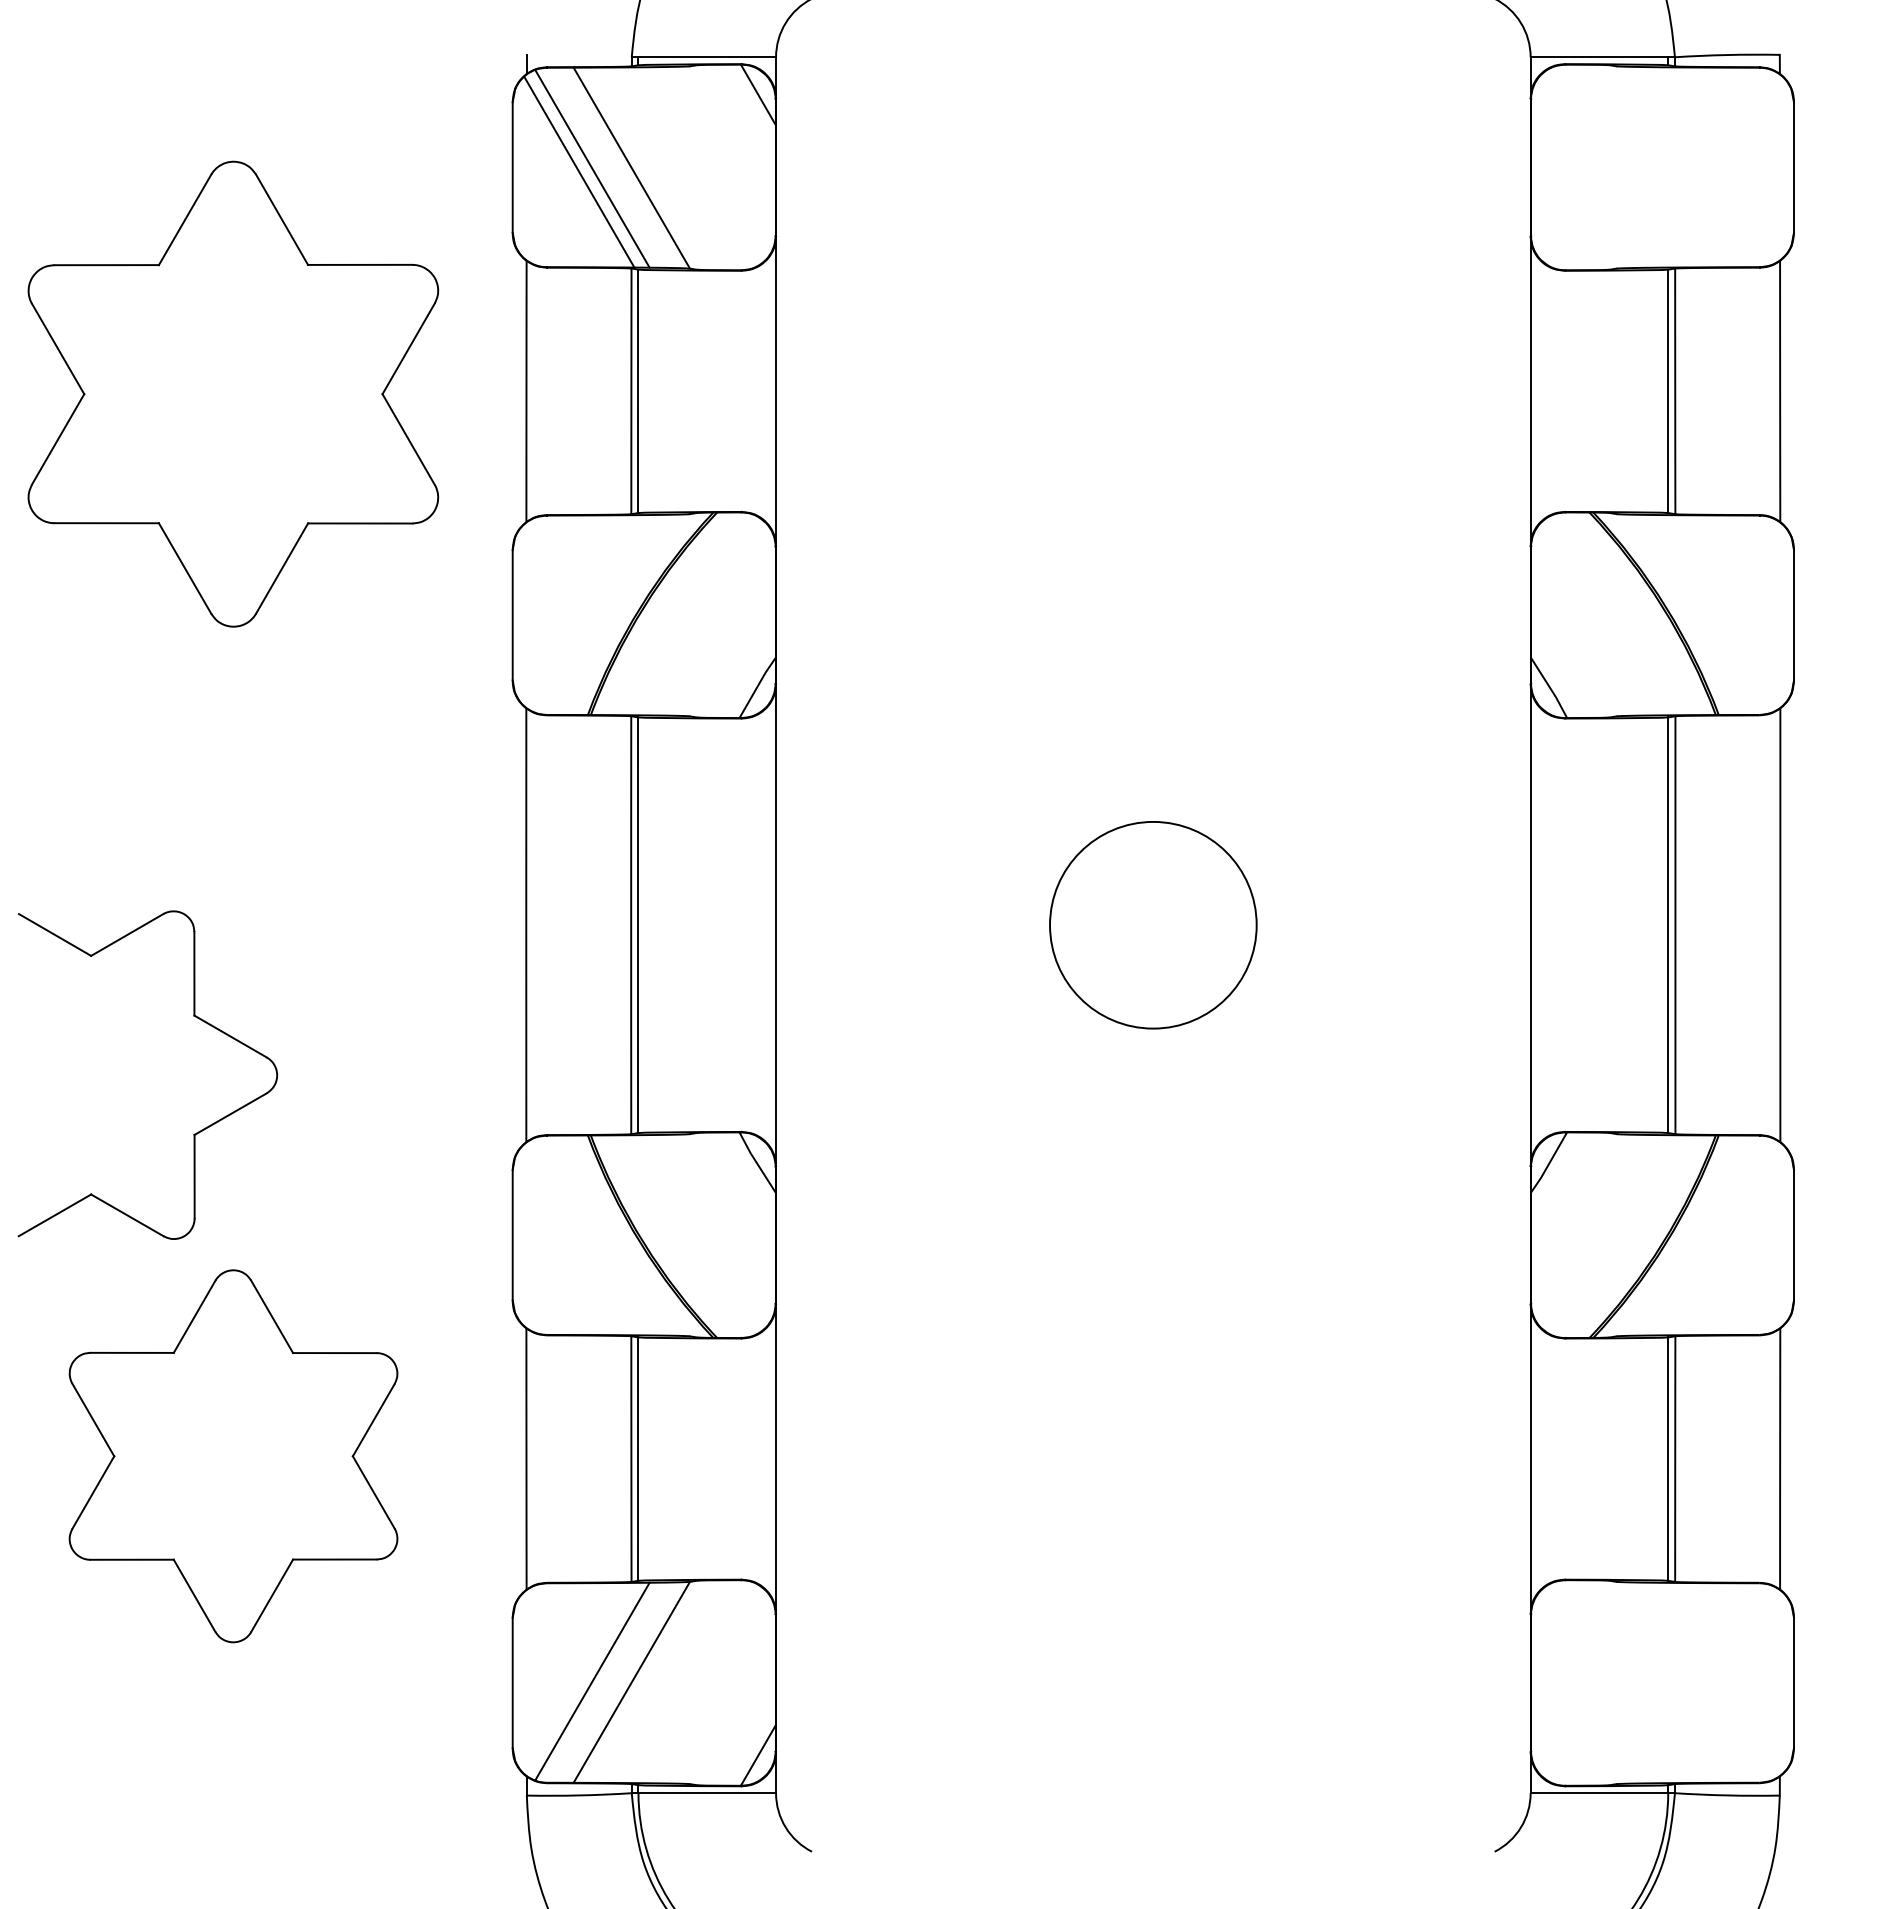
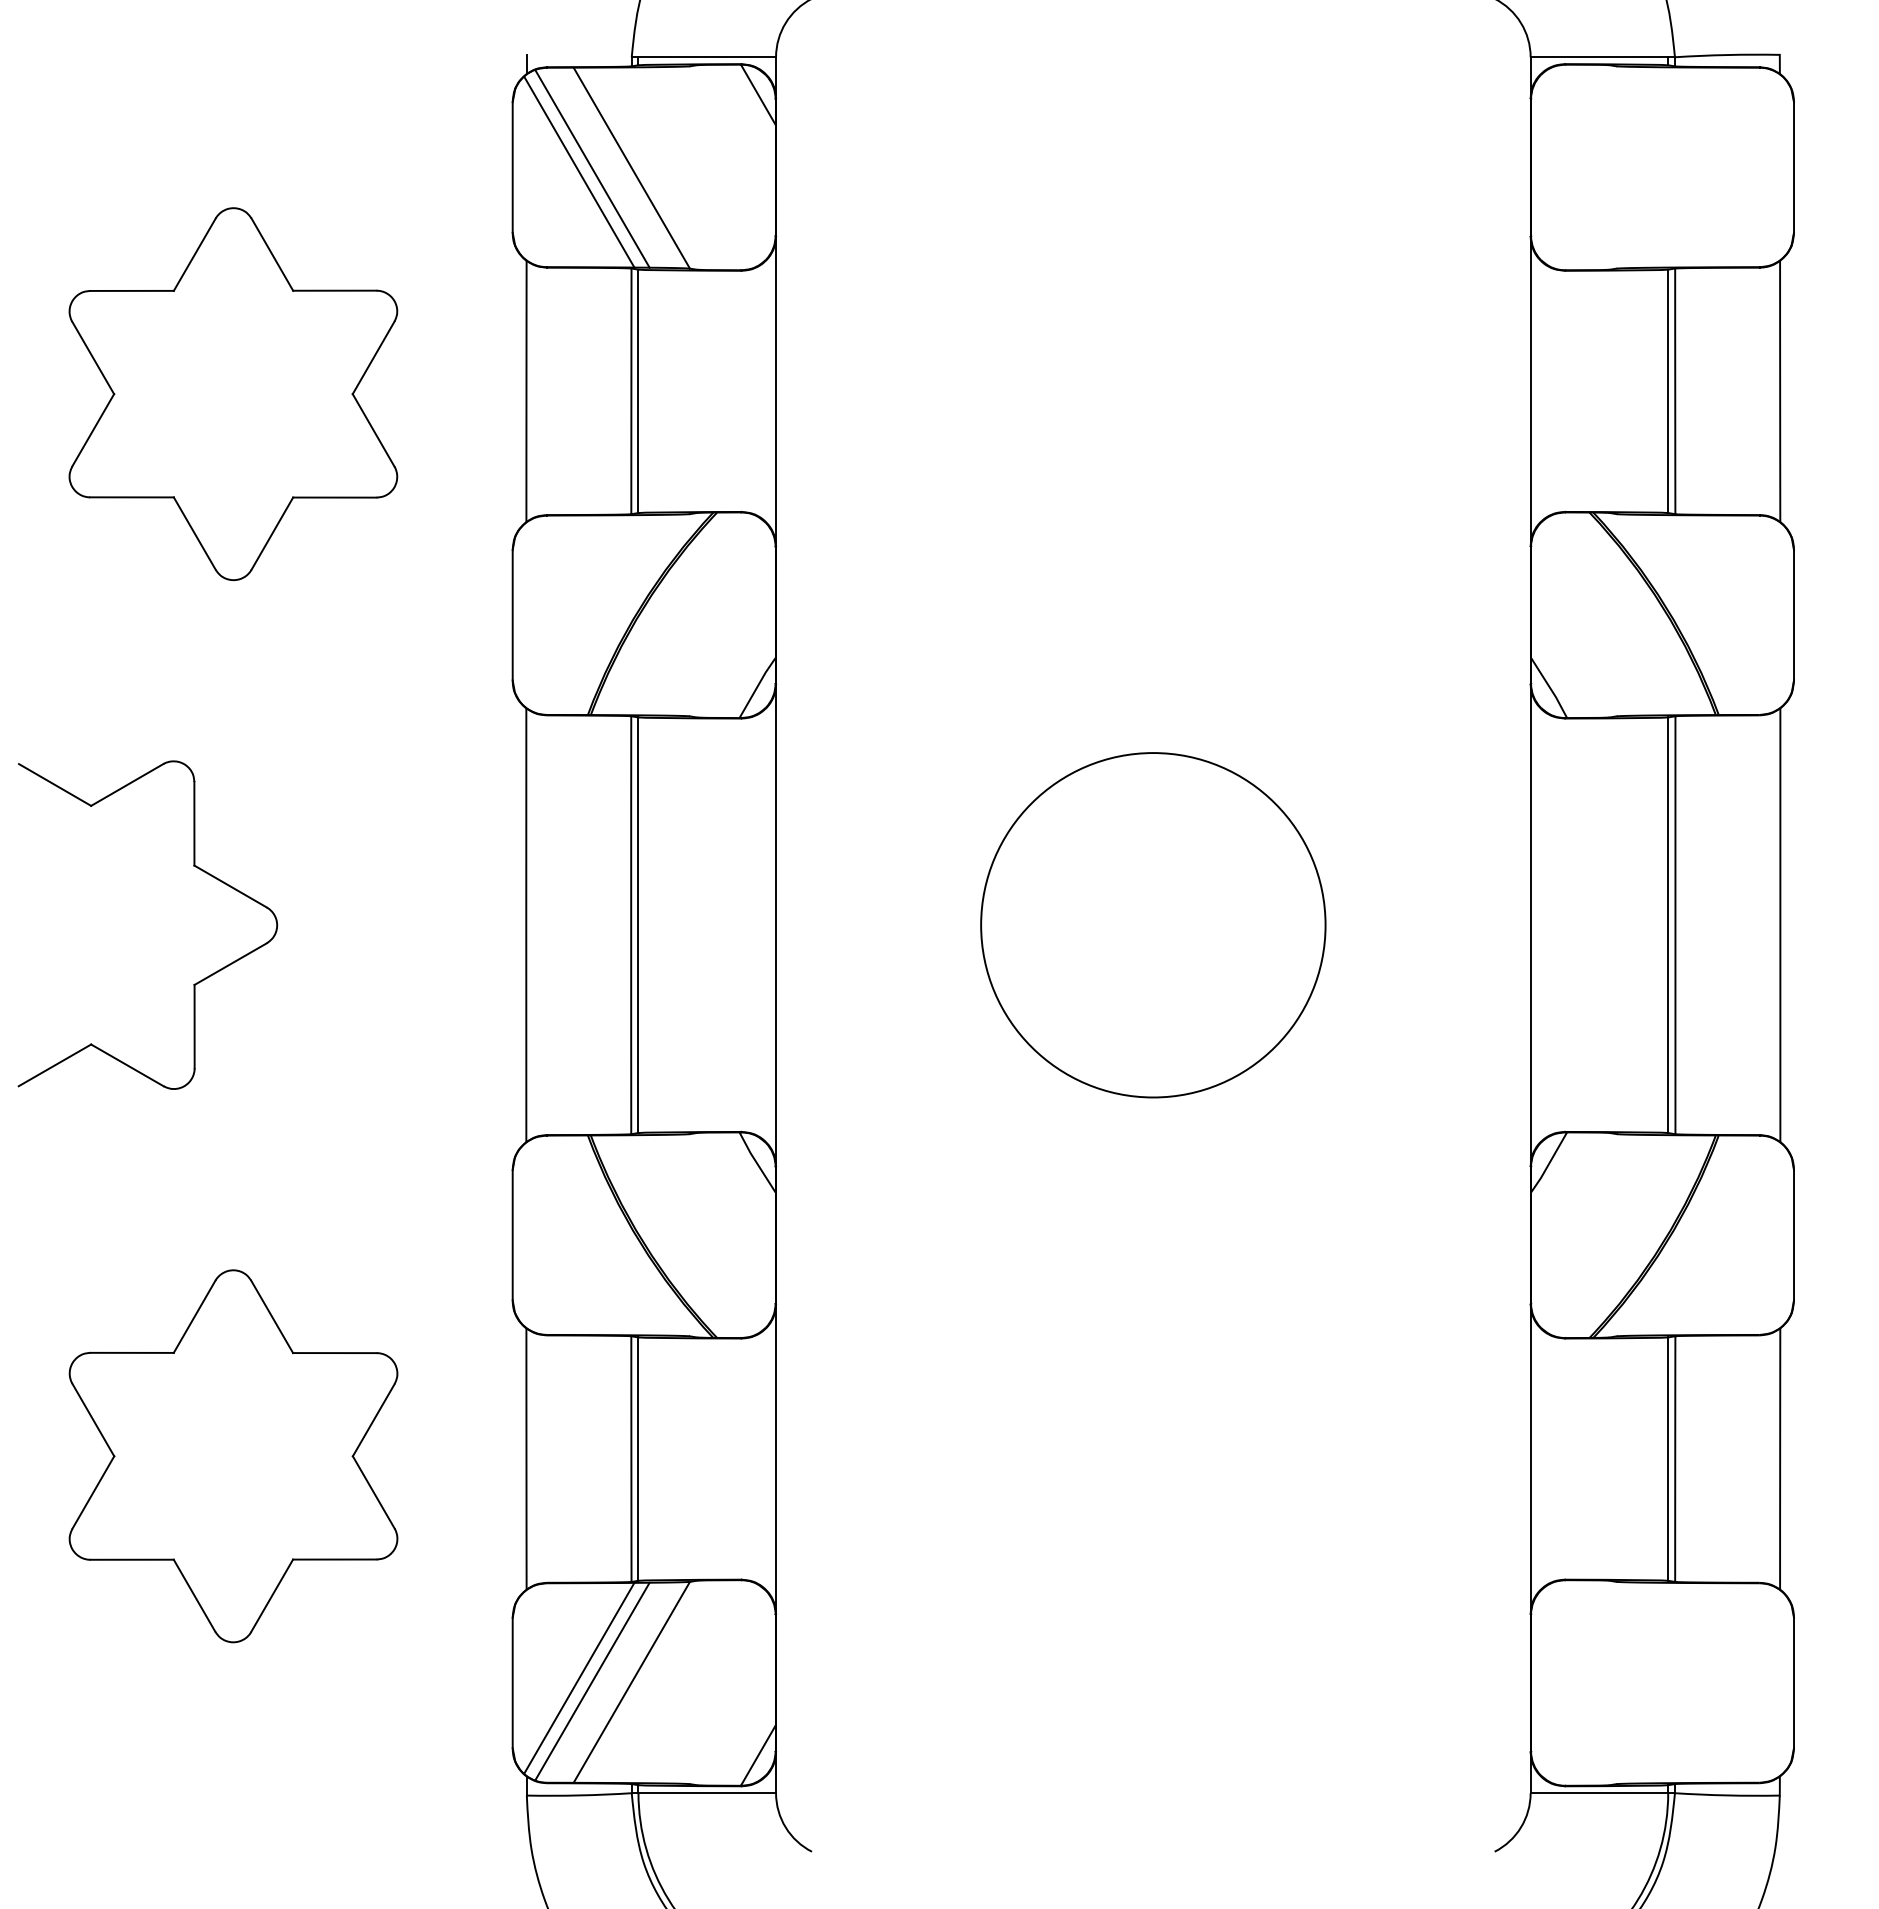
part size: 413x468 px -> 331x374 px (233, 393)
circle diameter: 207 px -> 344 px (1153, 925)
part position: (193, 1016) -> (193, 866) (193, 866)
line: none -> present (579, 1677)
